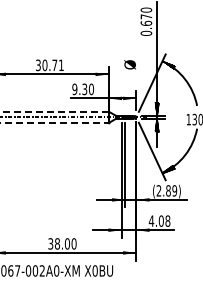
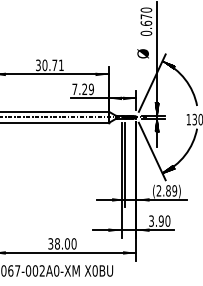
text position: (129, 64) -> (142, 53) (142, 53)
text: 9.30 -> 7.29 (82, 89)
line: dashed -> solid (54, 111)
line: dashed -> solid (55, 123)
text: 4.08 -> 3.90 (159, 220)
